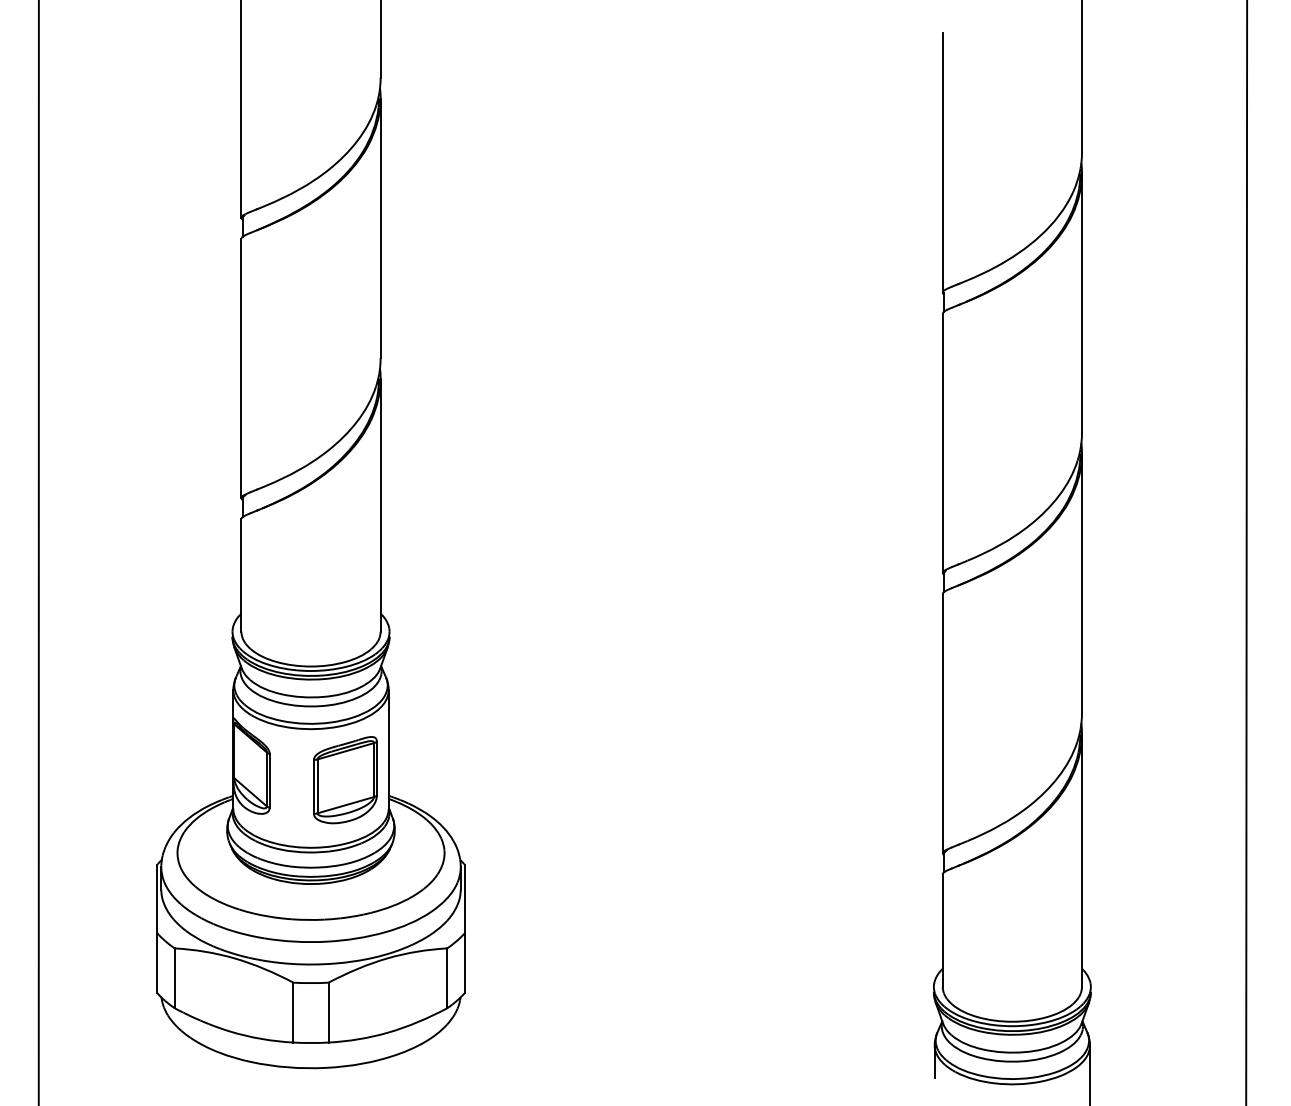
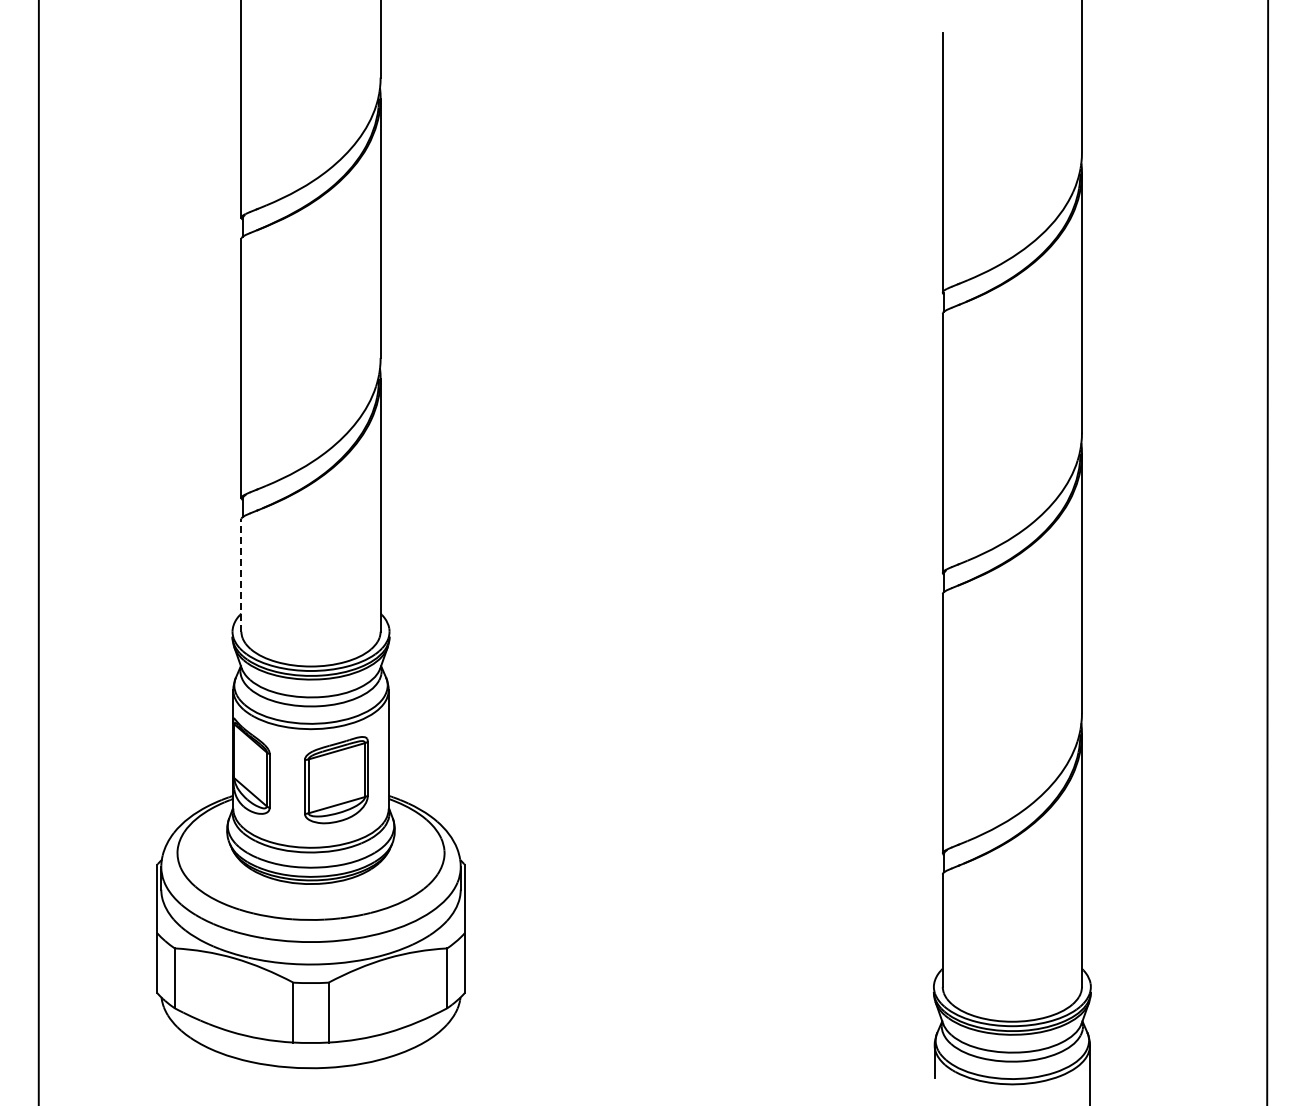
line position: (1246, 552) -> (1267, 552) (1267, 552)
line: solid -> dashed (241, 574)
part position: (345, 780) -> (336, 780) (336, 780)
